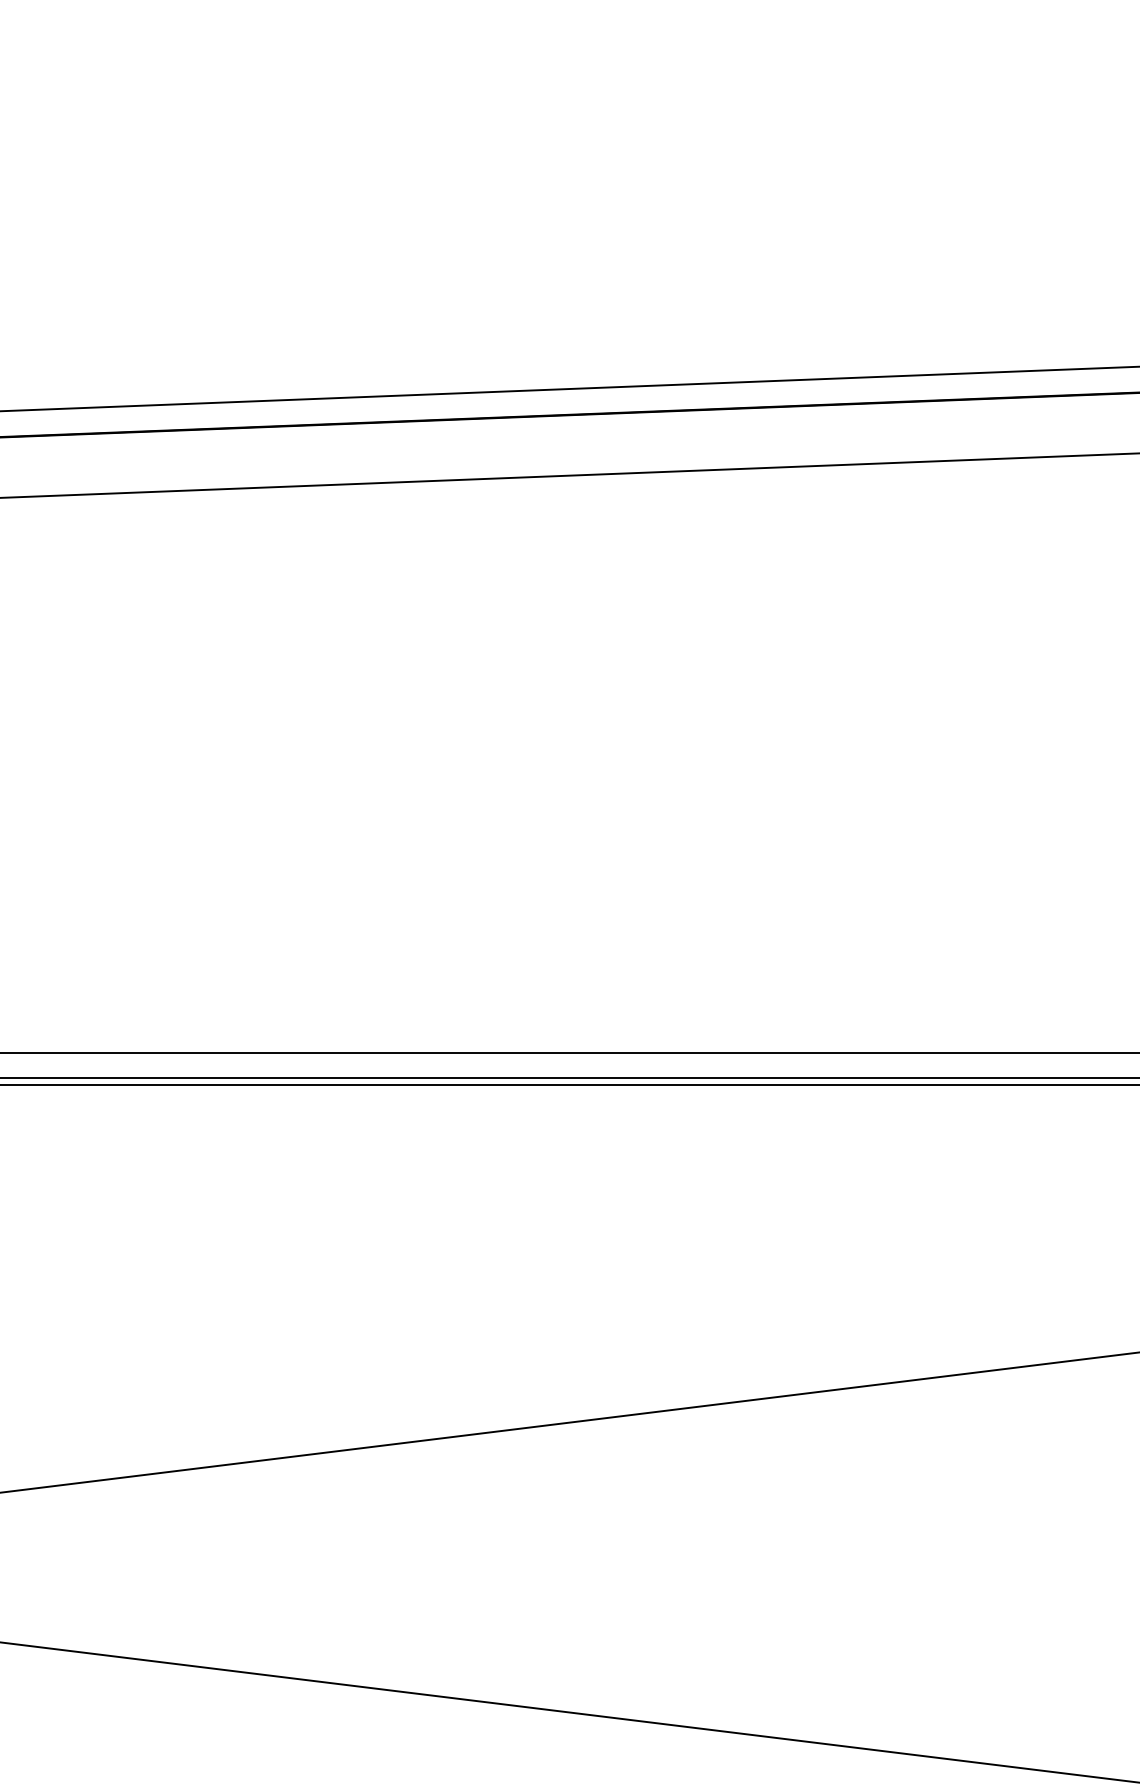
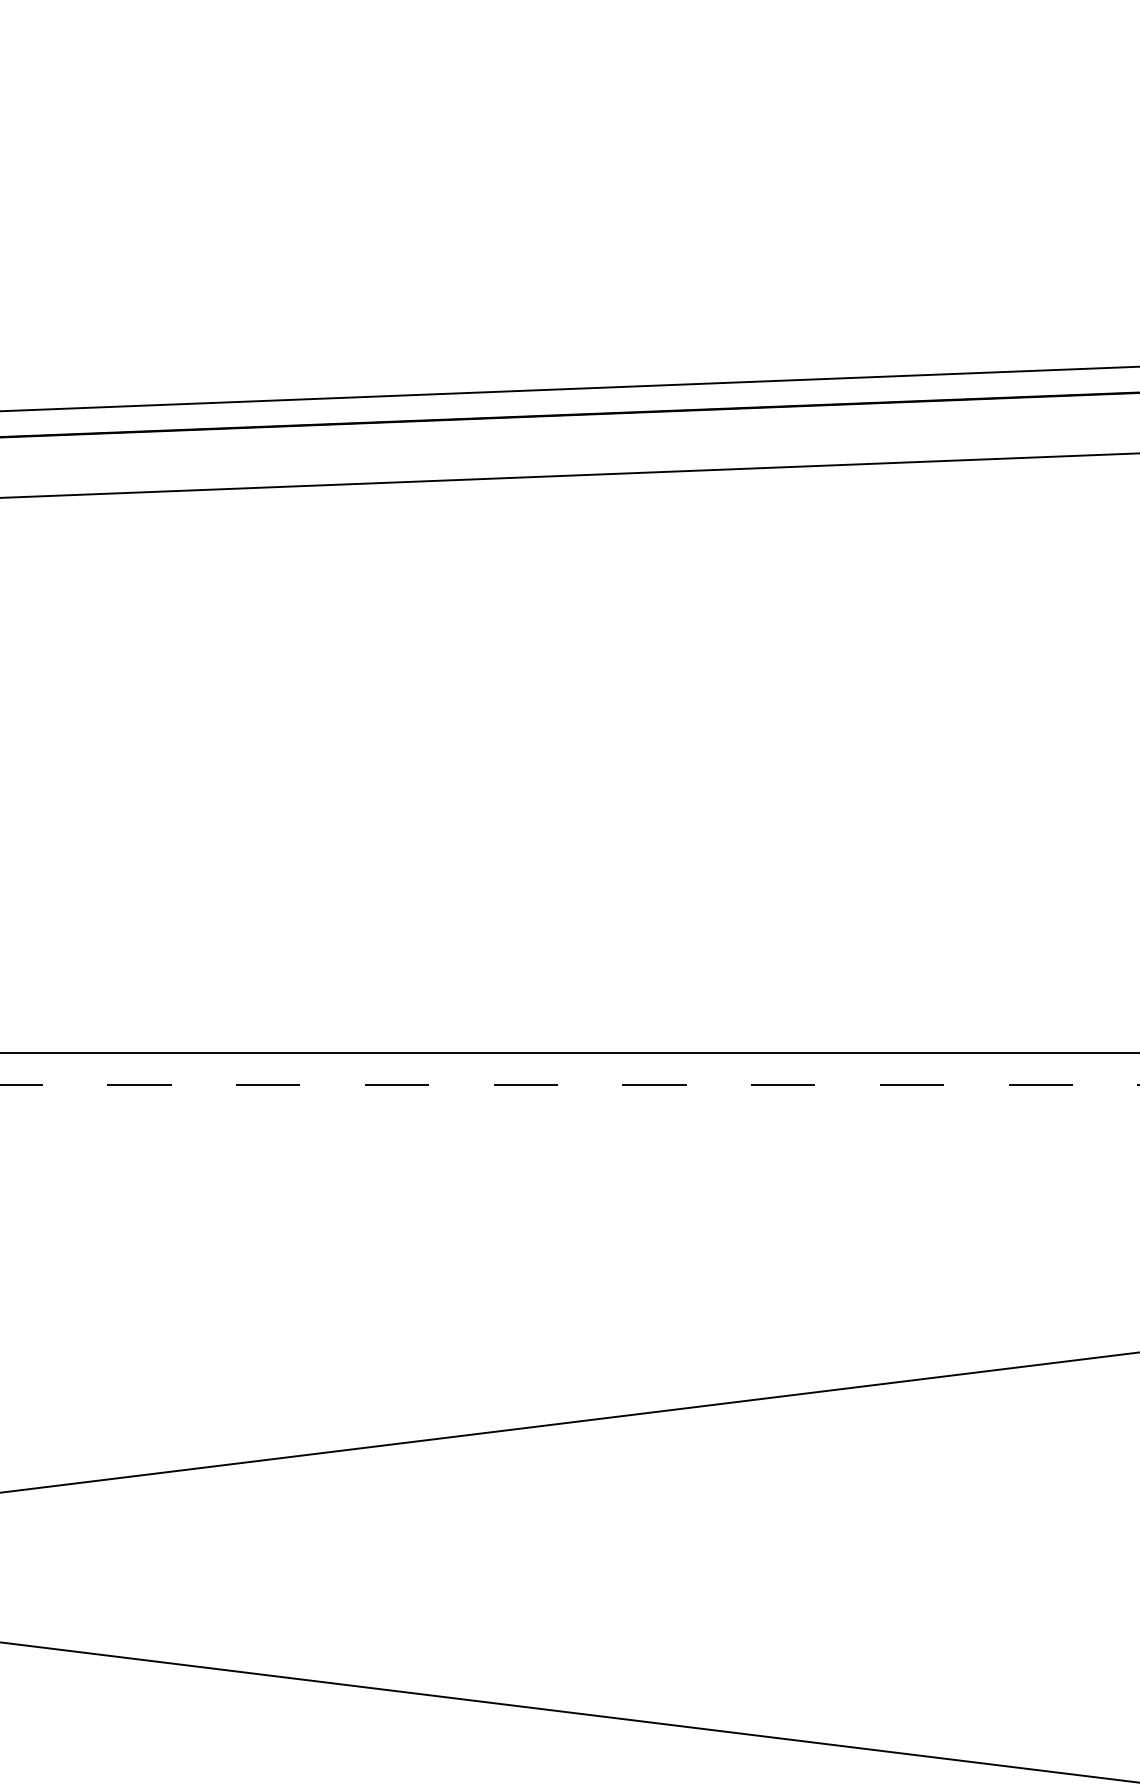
line: present -> none (569, 1078)
line: solid -> dashed (571, 1084)
